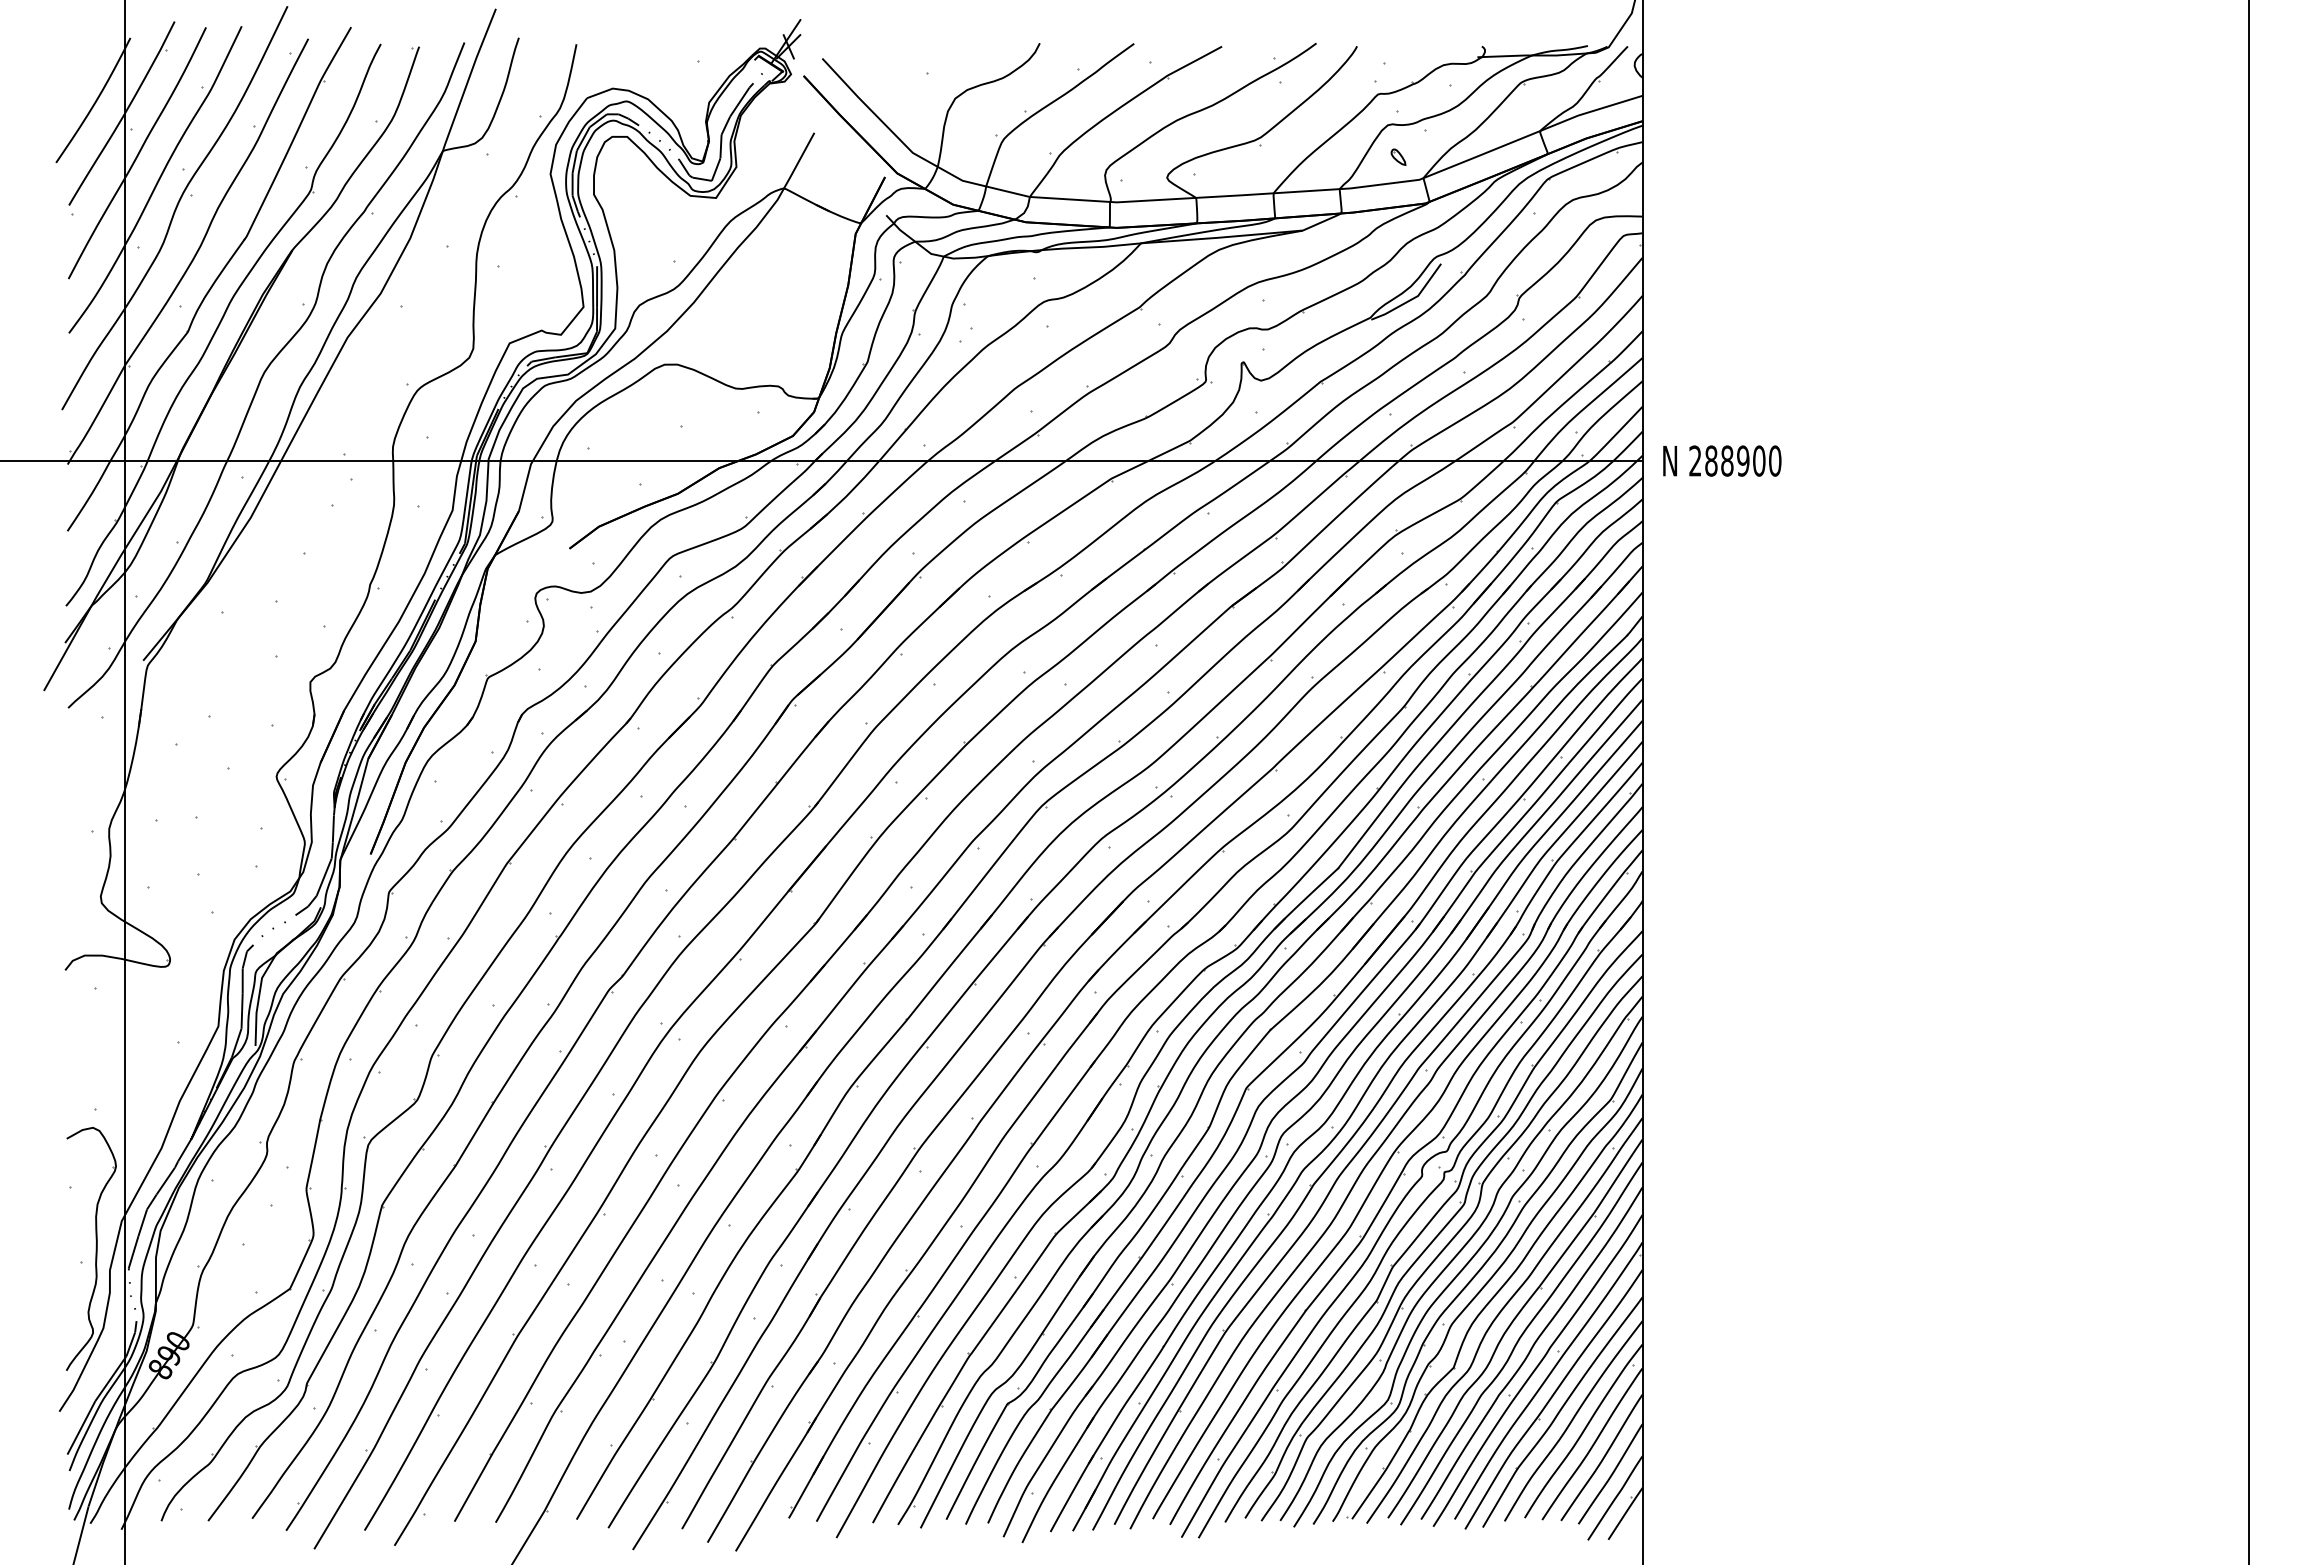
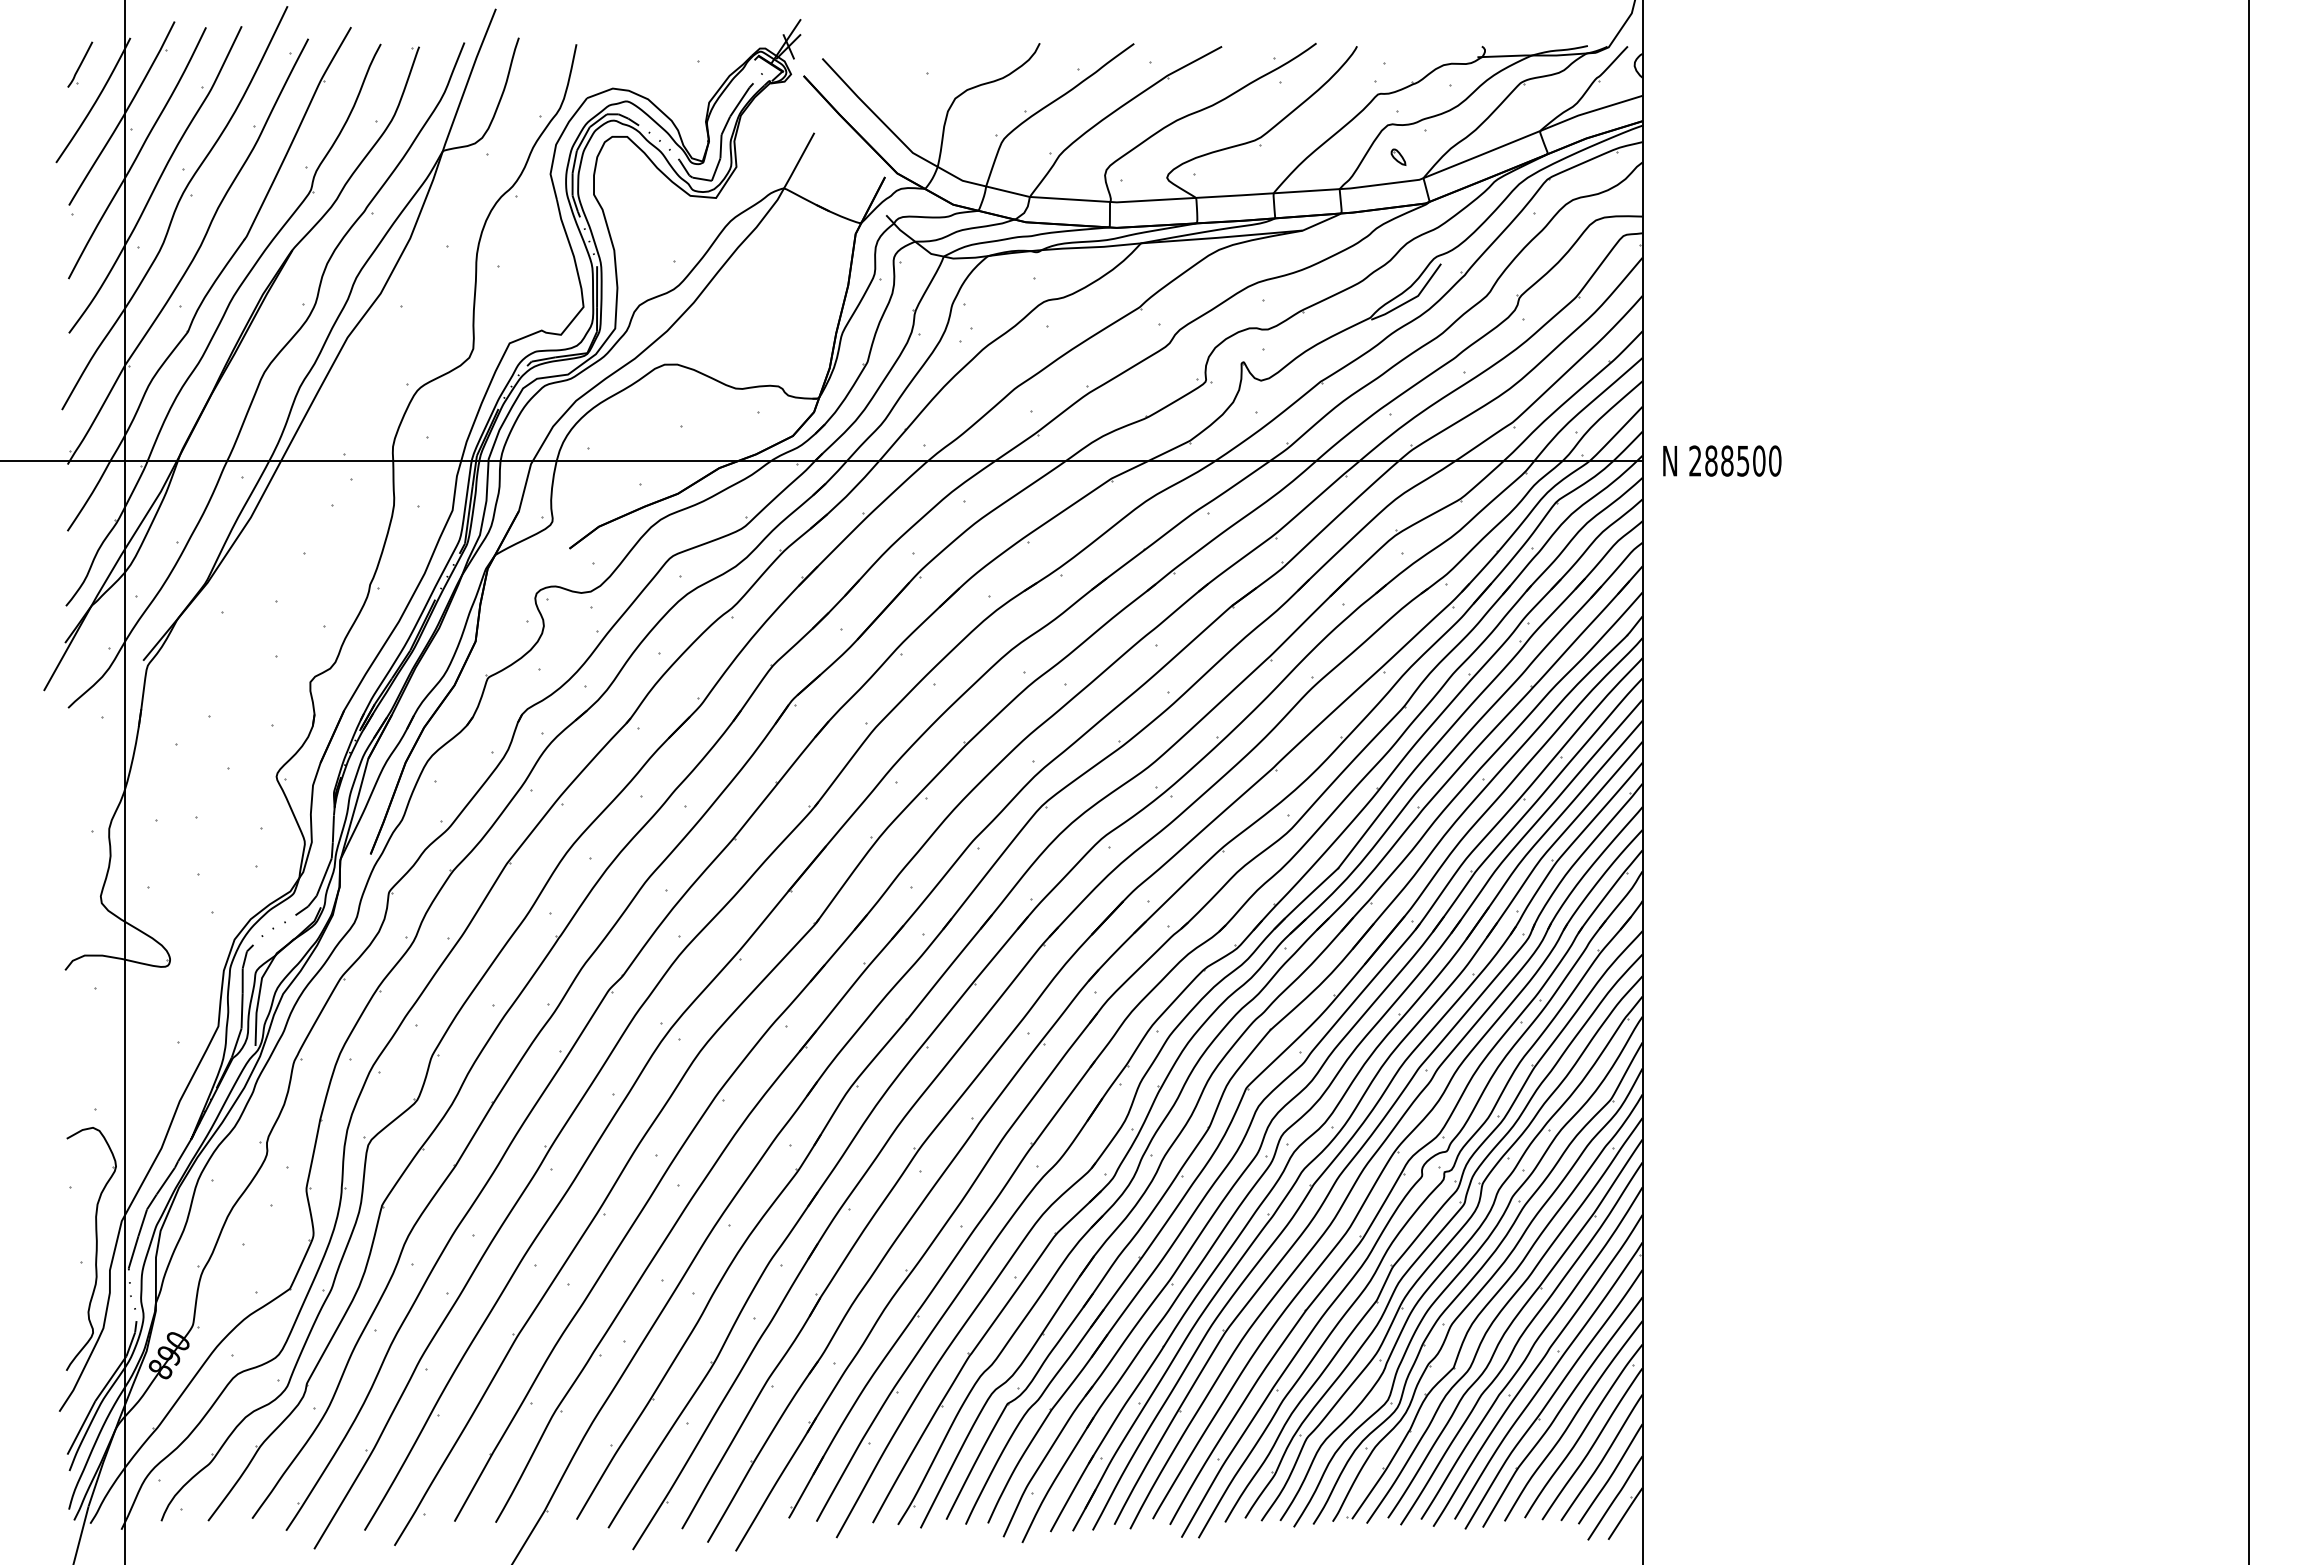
part: none -> present (80, 64)
text: 288900 -> 288500 (1743, 460)
